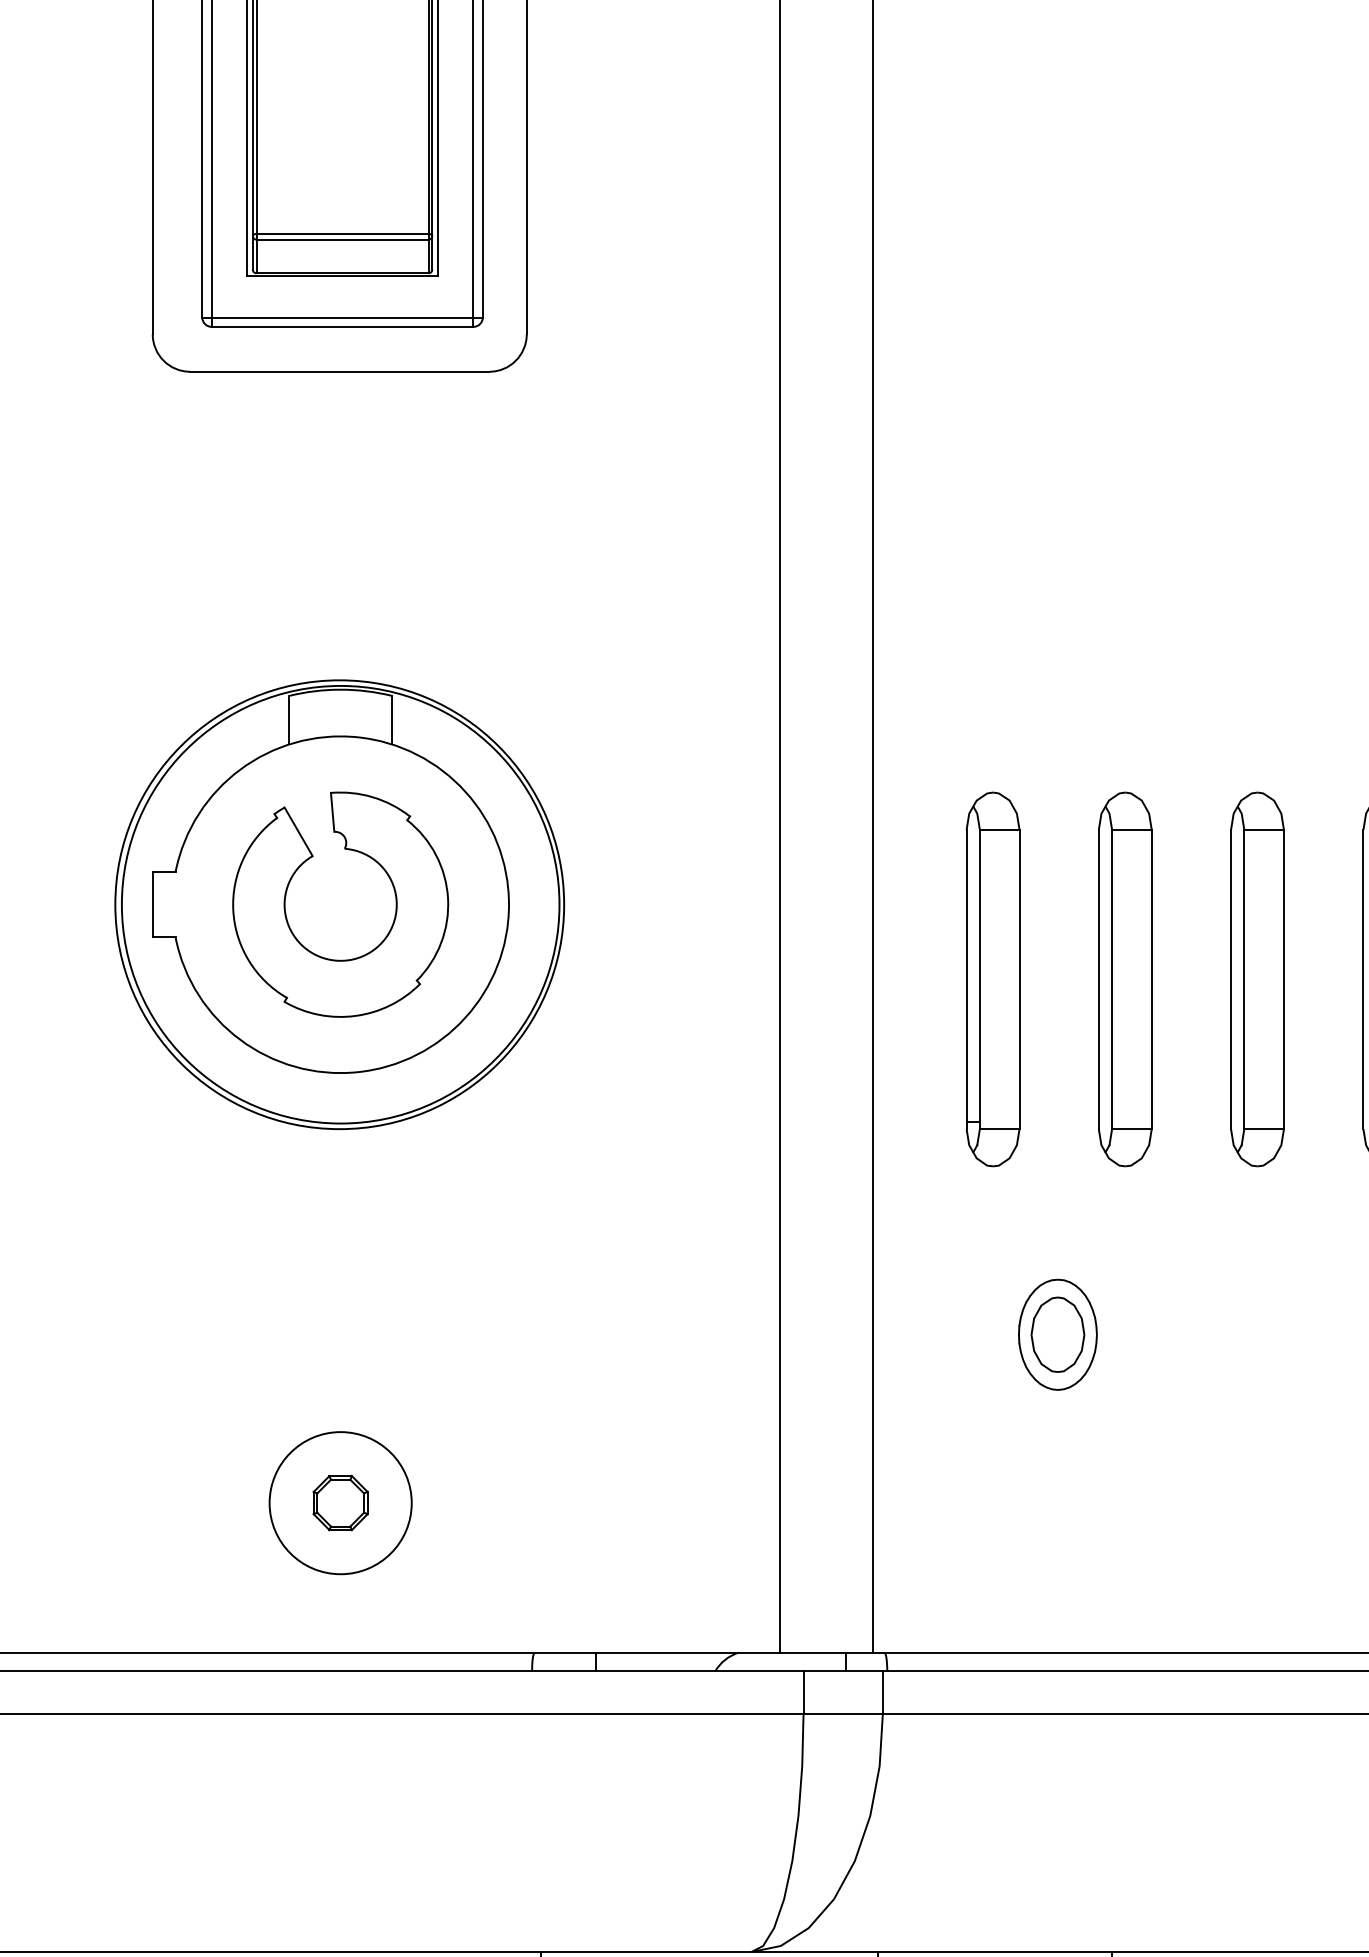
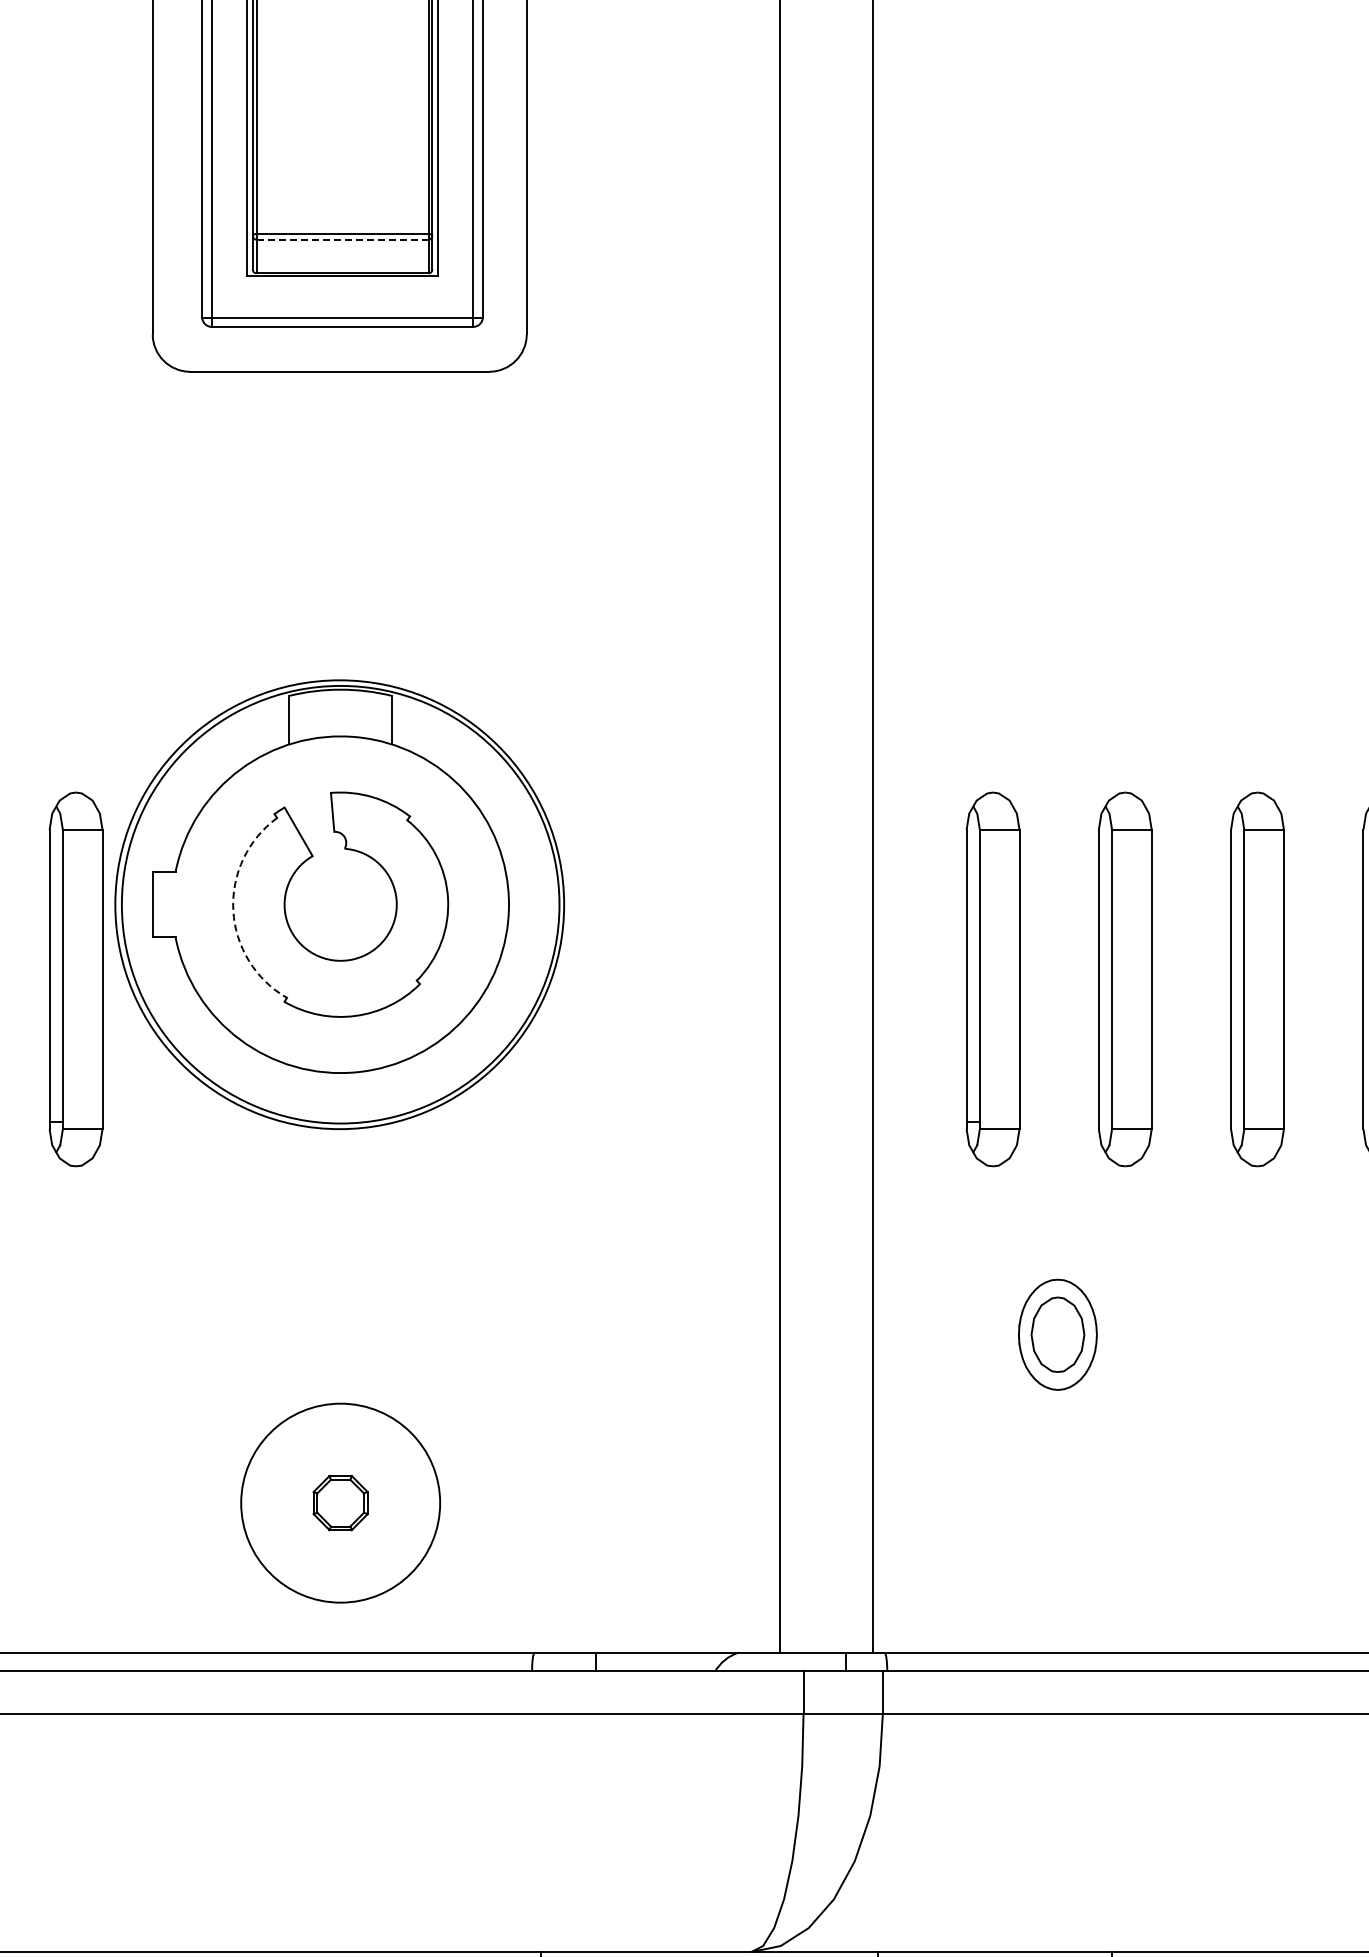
line: solid -> dashed (342, 239)
arc: solid -> dashed (233, 910)
part: none -> present (75, 979)
circle diameter: 142 px -> 199 px (340, 1502)
